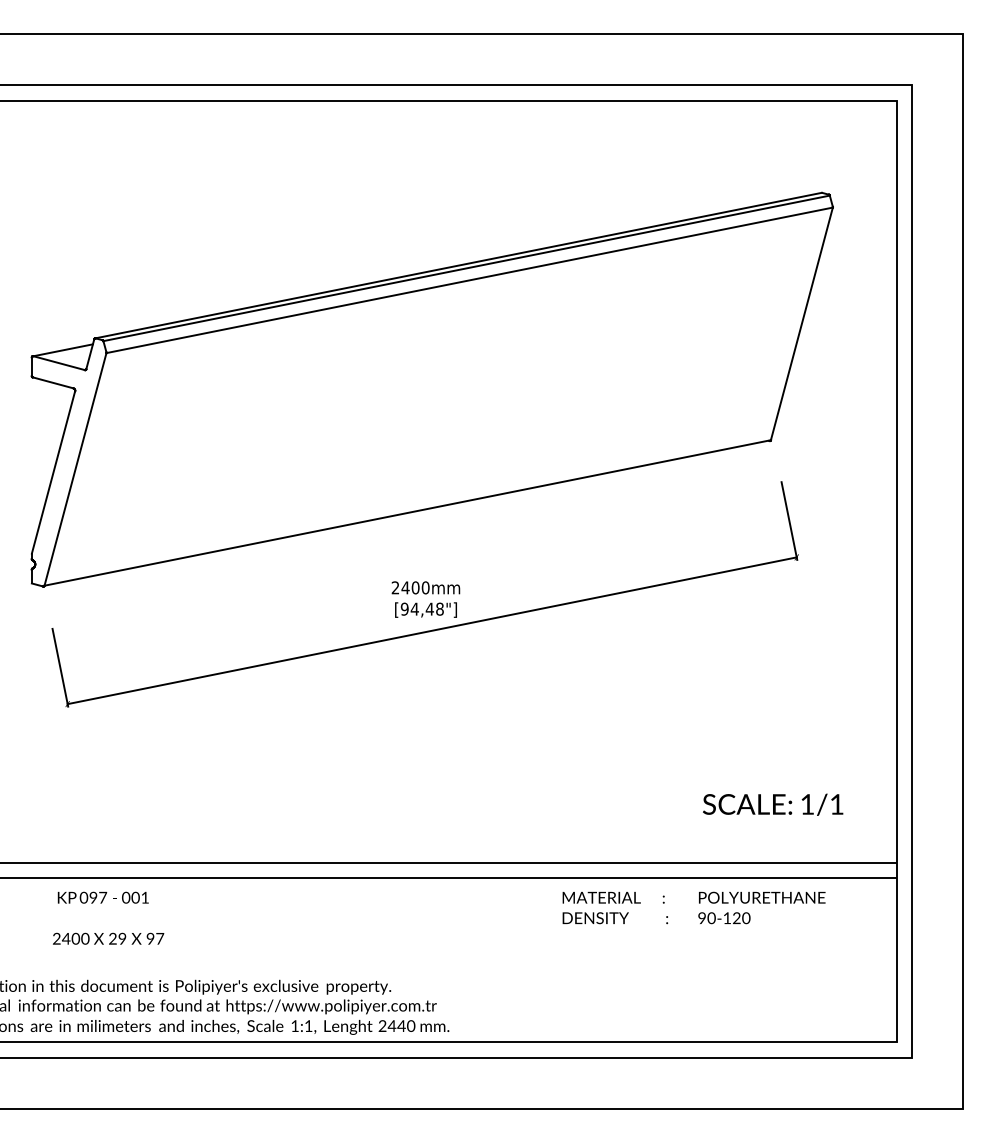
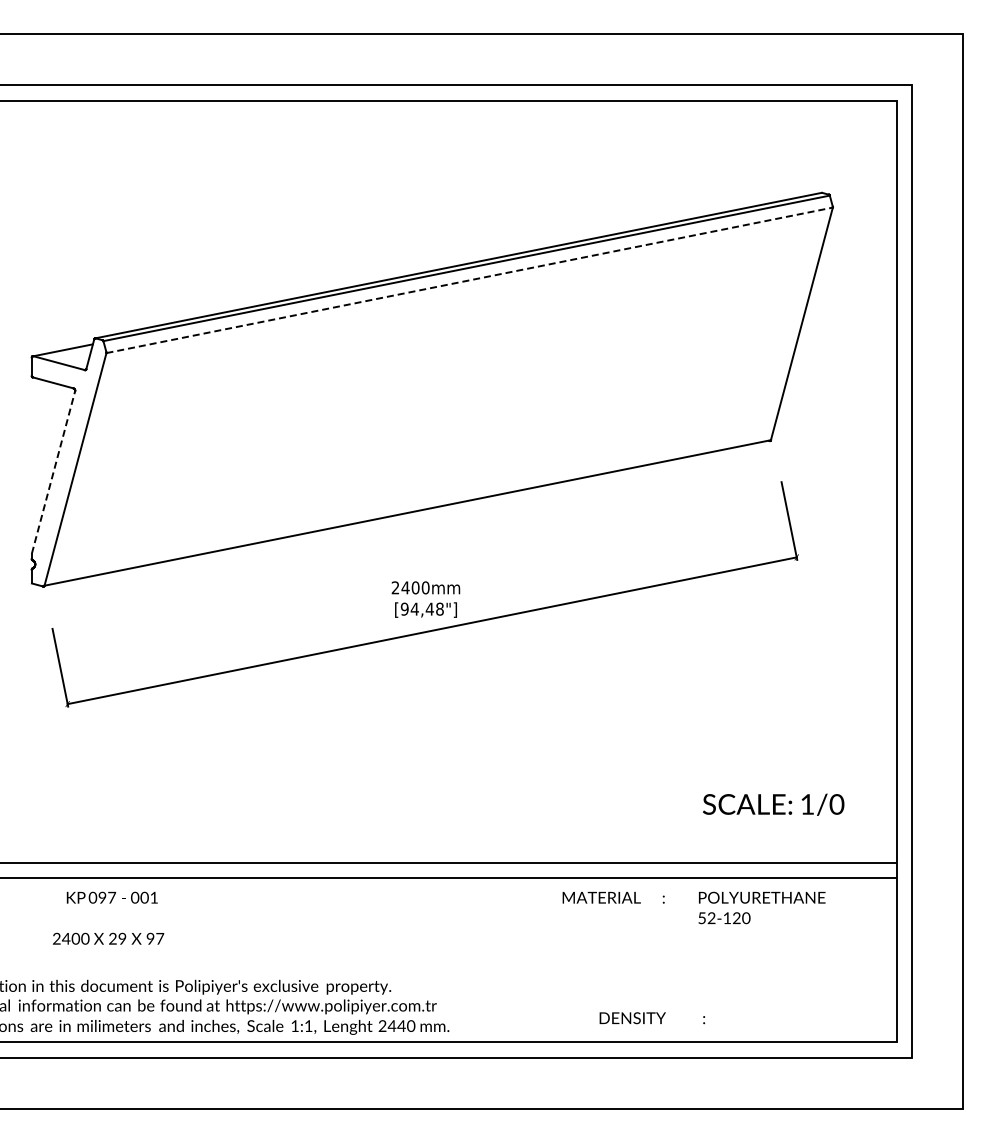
line: solid -> dashed (470, 280)
line: solid -> dashed (53, 472)
text: 1/1 -> 1/0 (836, 804)
text position: (102, 897) -> (111, 897) (111, 897)
text position: (615, 918) -> (652, 1018) (652, 1018)
text: 90-120 -> 52-120 (706, 918)
